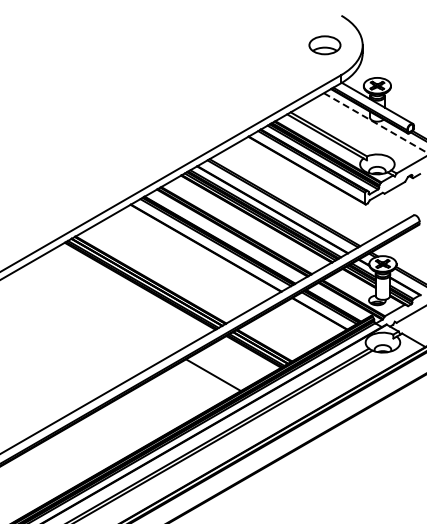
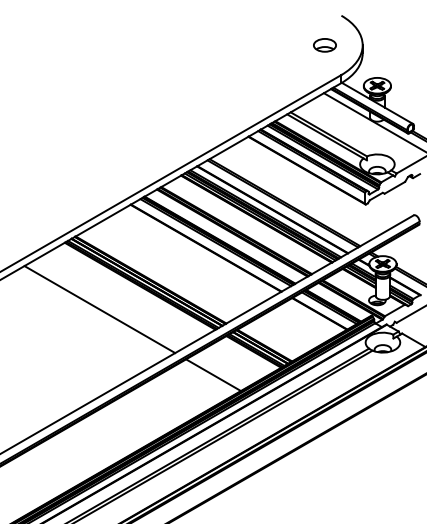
part size: 34x21 px -> 24x15 px (324, 45)
line: dashed -> solid (375, 123)
line: none -> present (99, 309)
